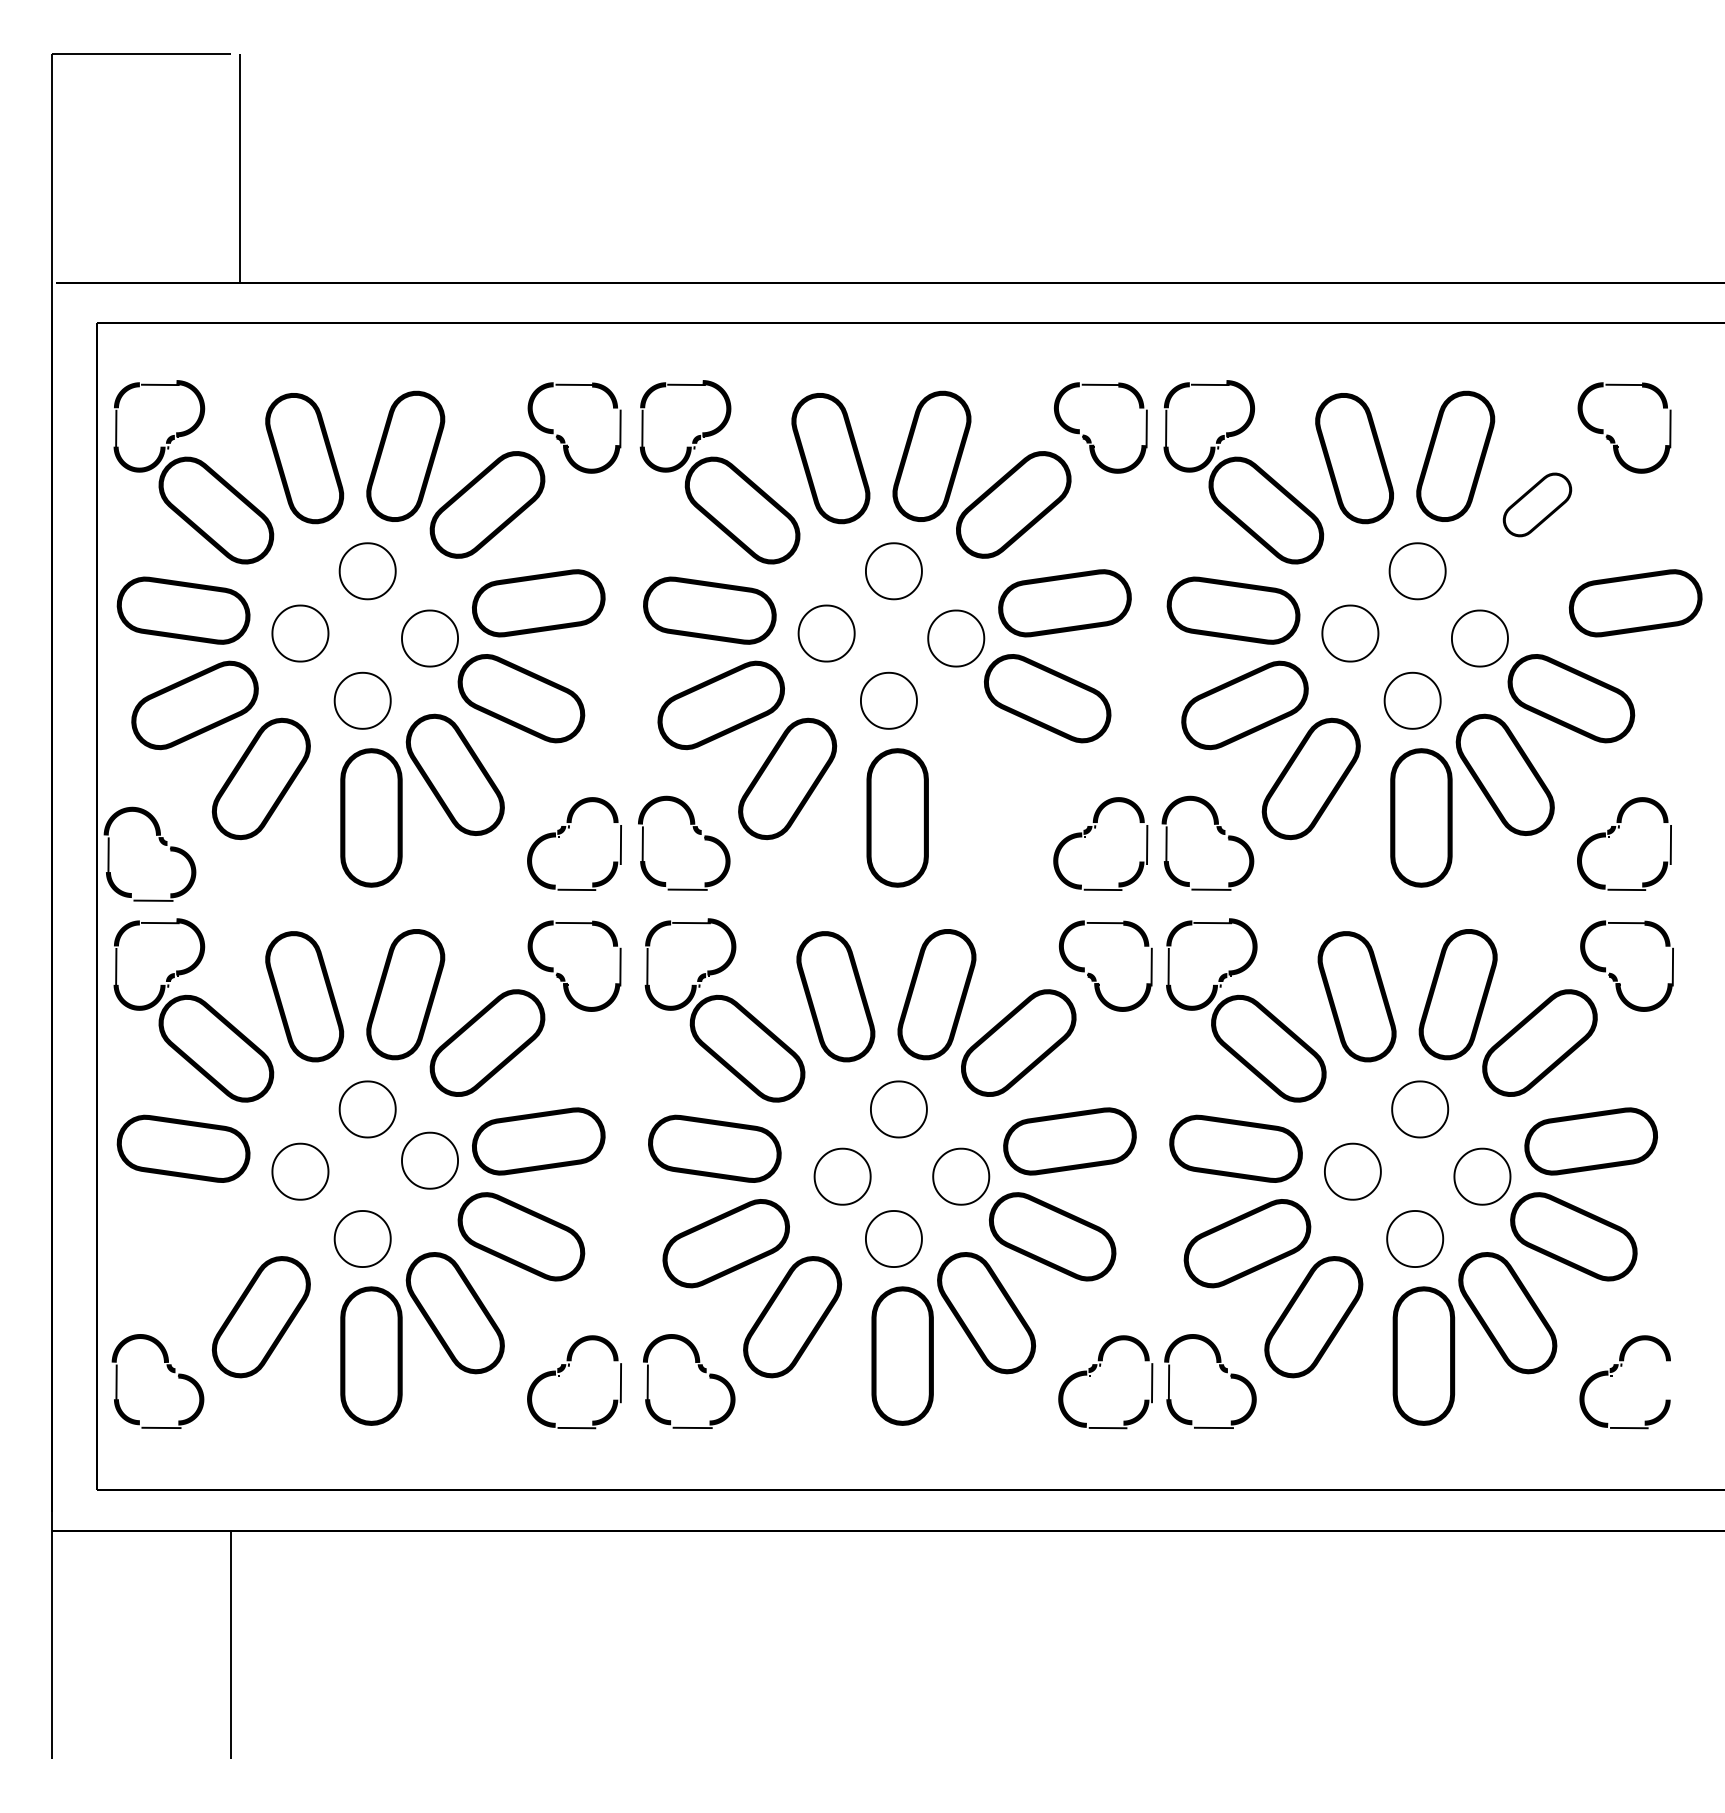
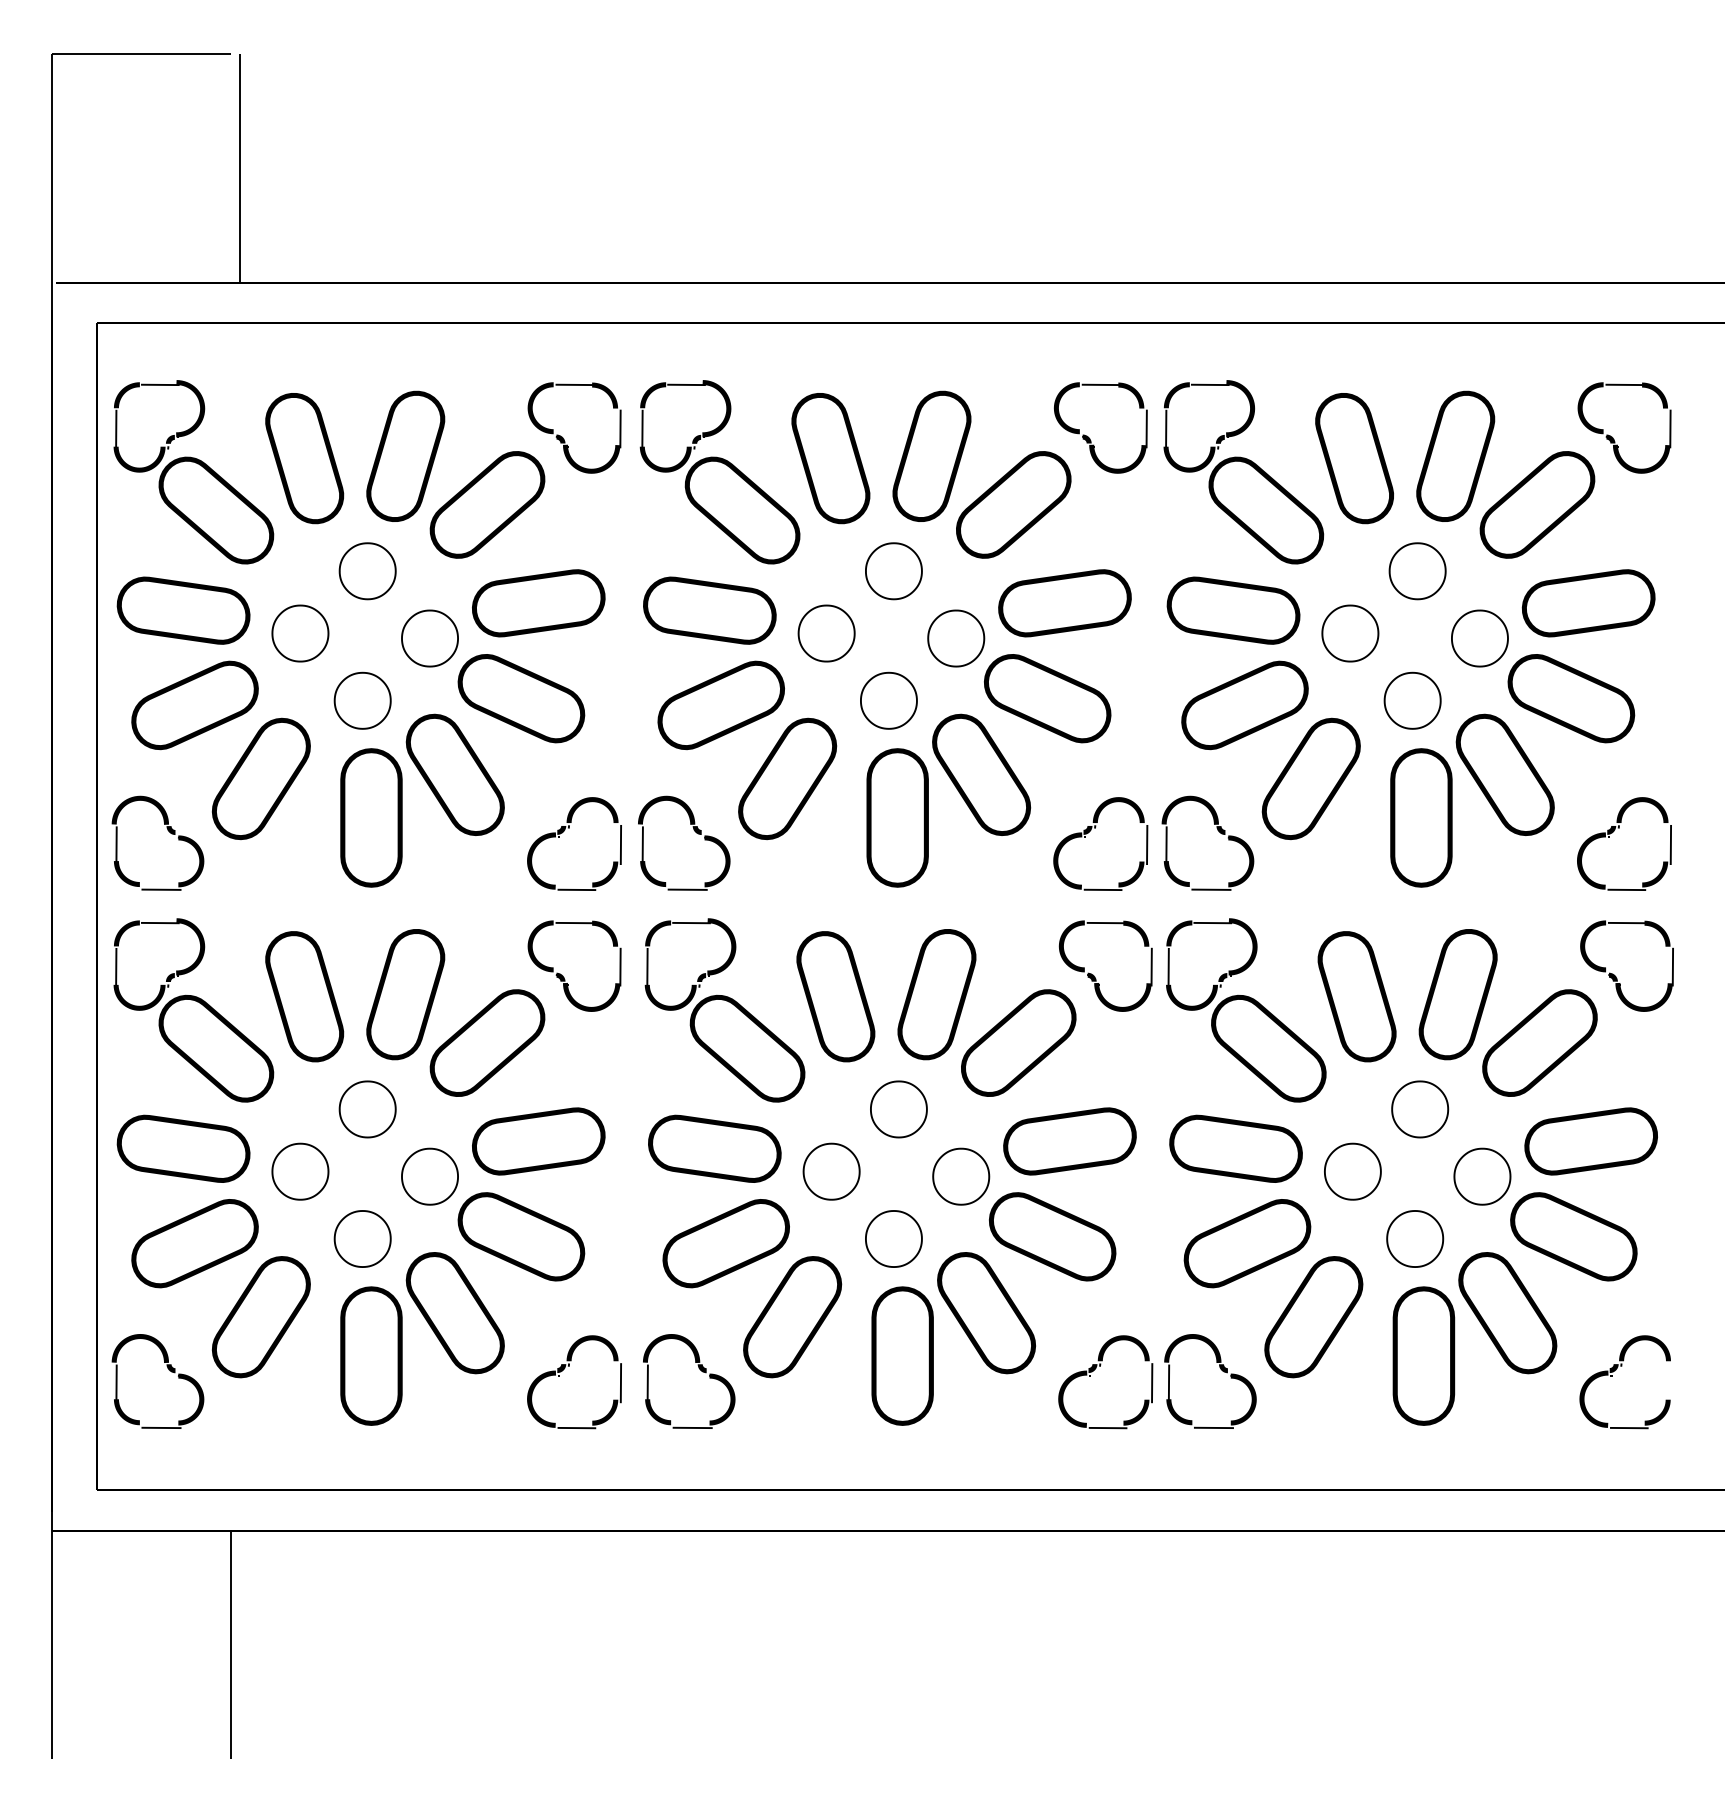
part size: 71x66 px -> 117x108 px (1537, 504)
part position: (1635, 603) -> (1588, 603) (1588, 603)
part: none -> present (981, 774)
part position: (160, 842) -> (168, 831) (168, 831)
part position: (429, 1160) -> (429, 1176) (429, 1176)
part position: (842, 1176) -> (831, 1171) (831, 1171)
part: none -> present (194, 1243)
